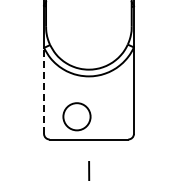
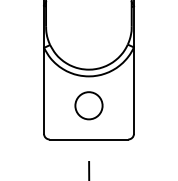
line: dashed -> solid (44, 90)
circle position: (76, 116) -> (88, 105) (88, 105)
